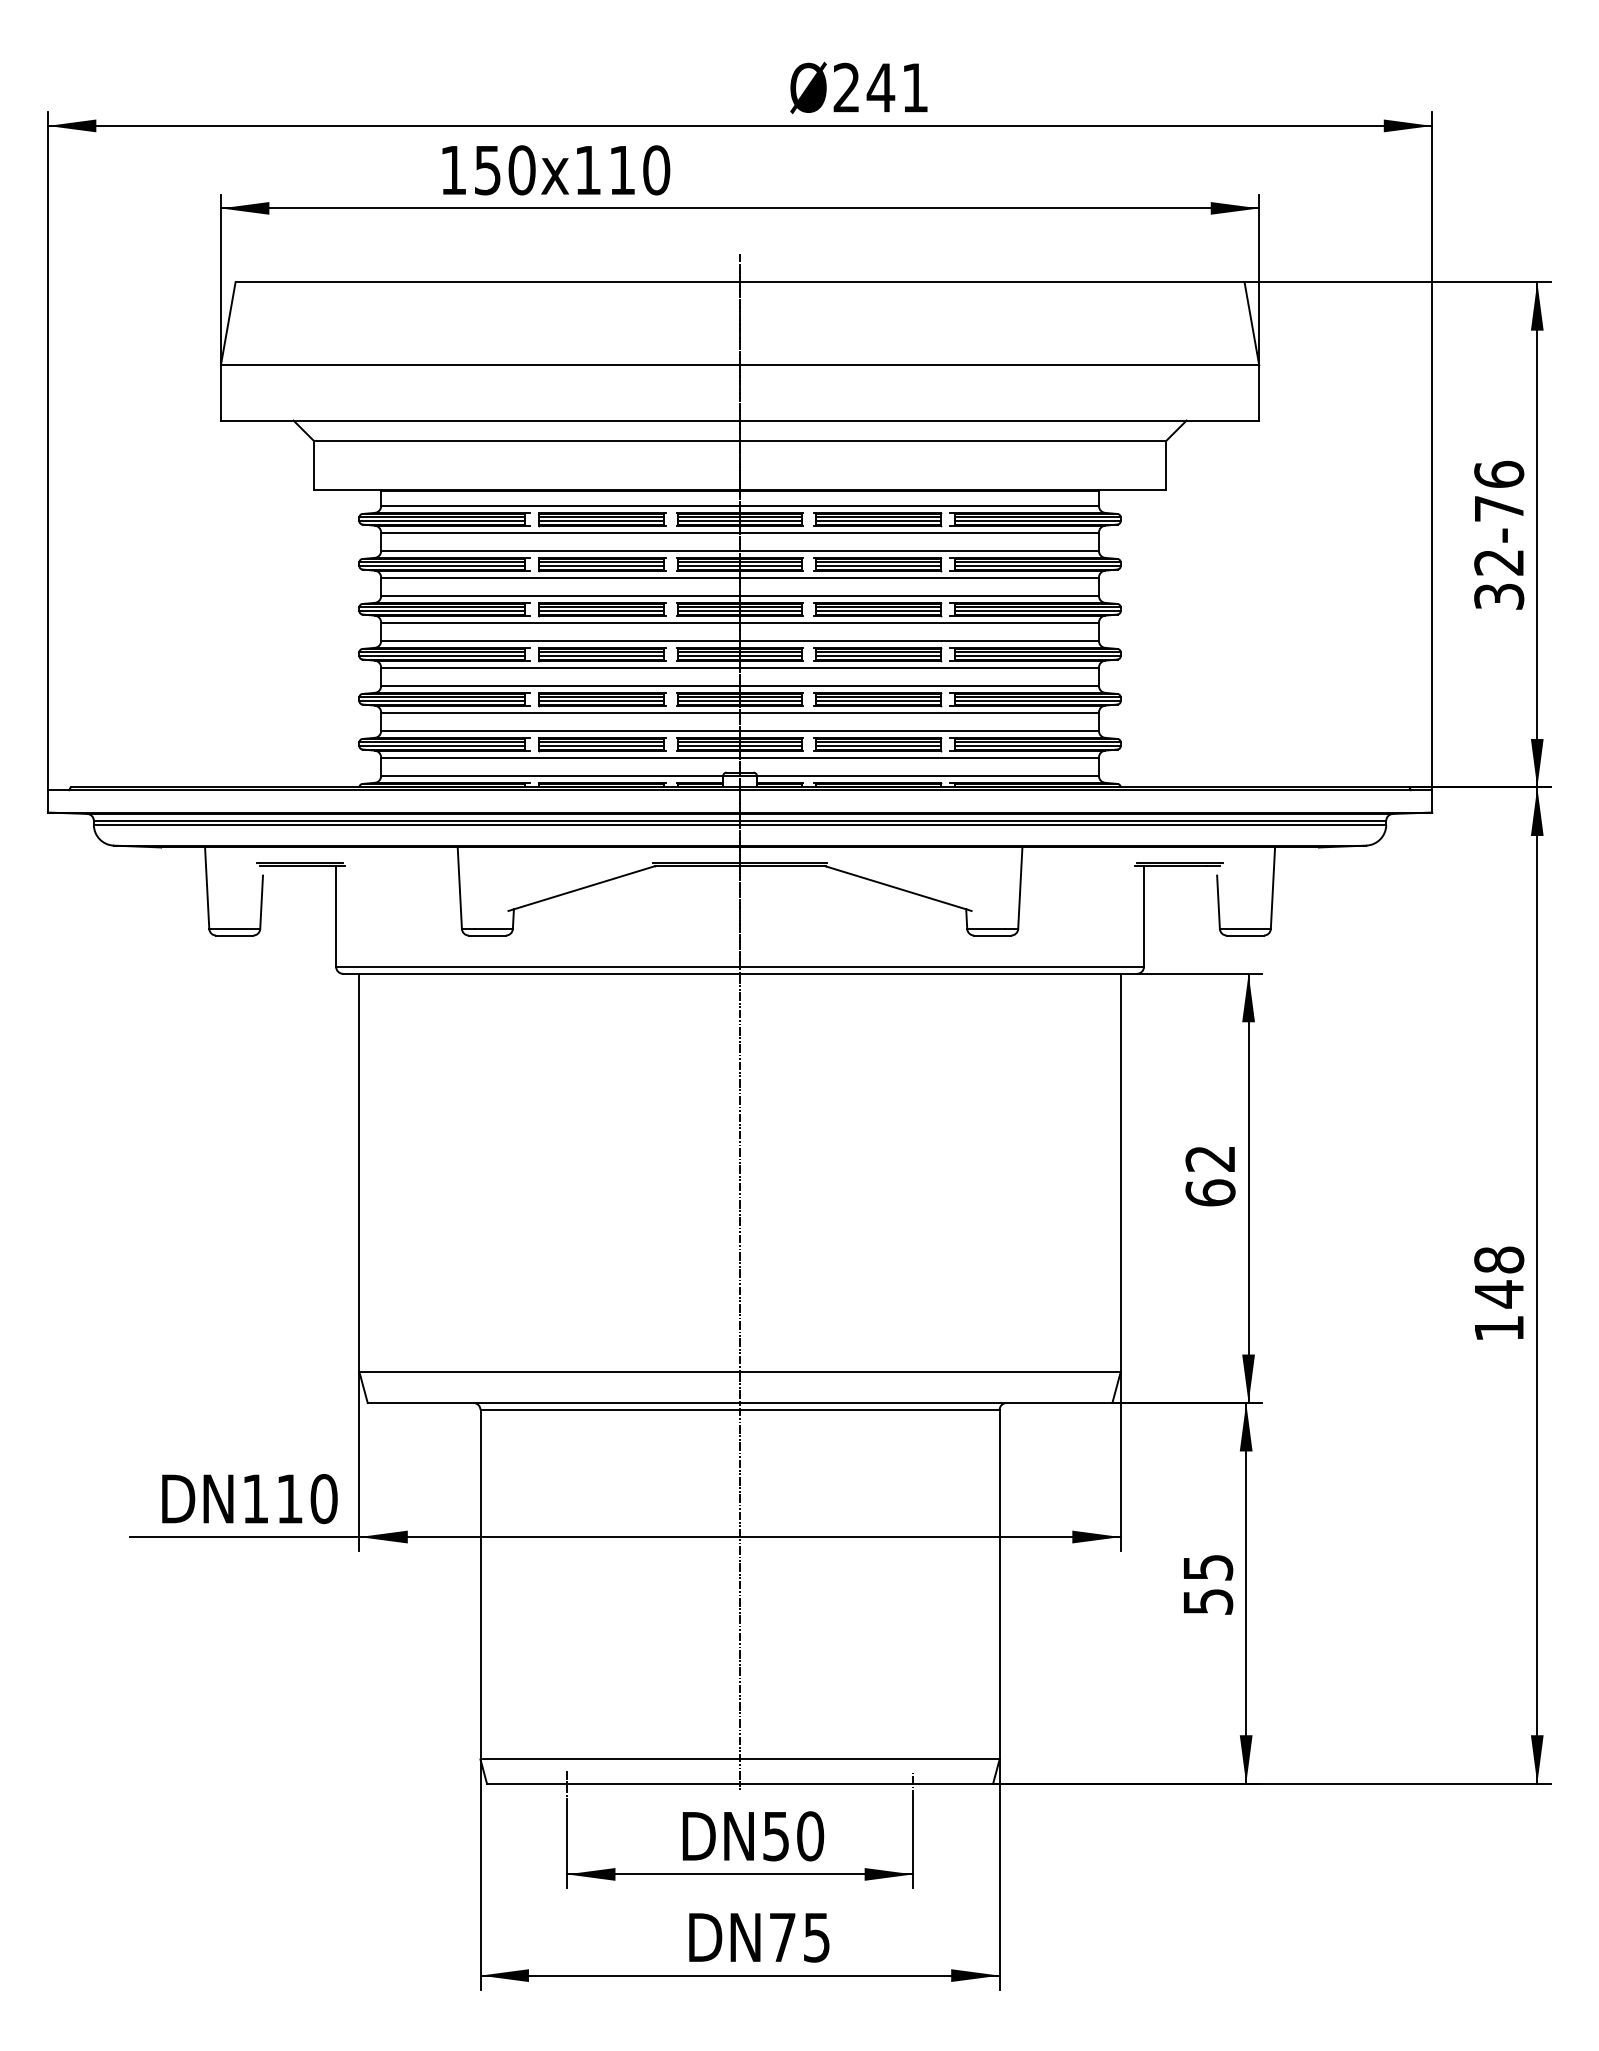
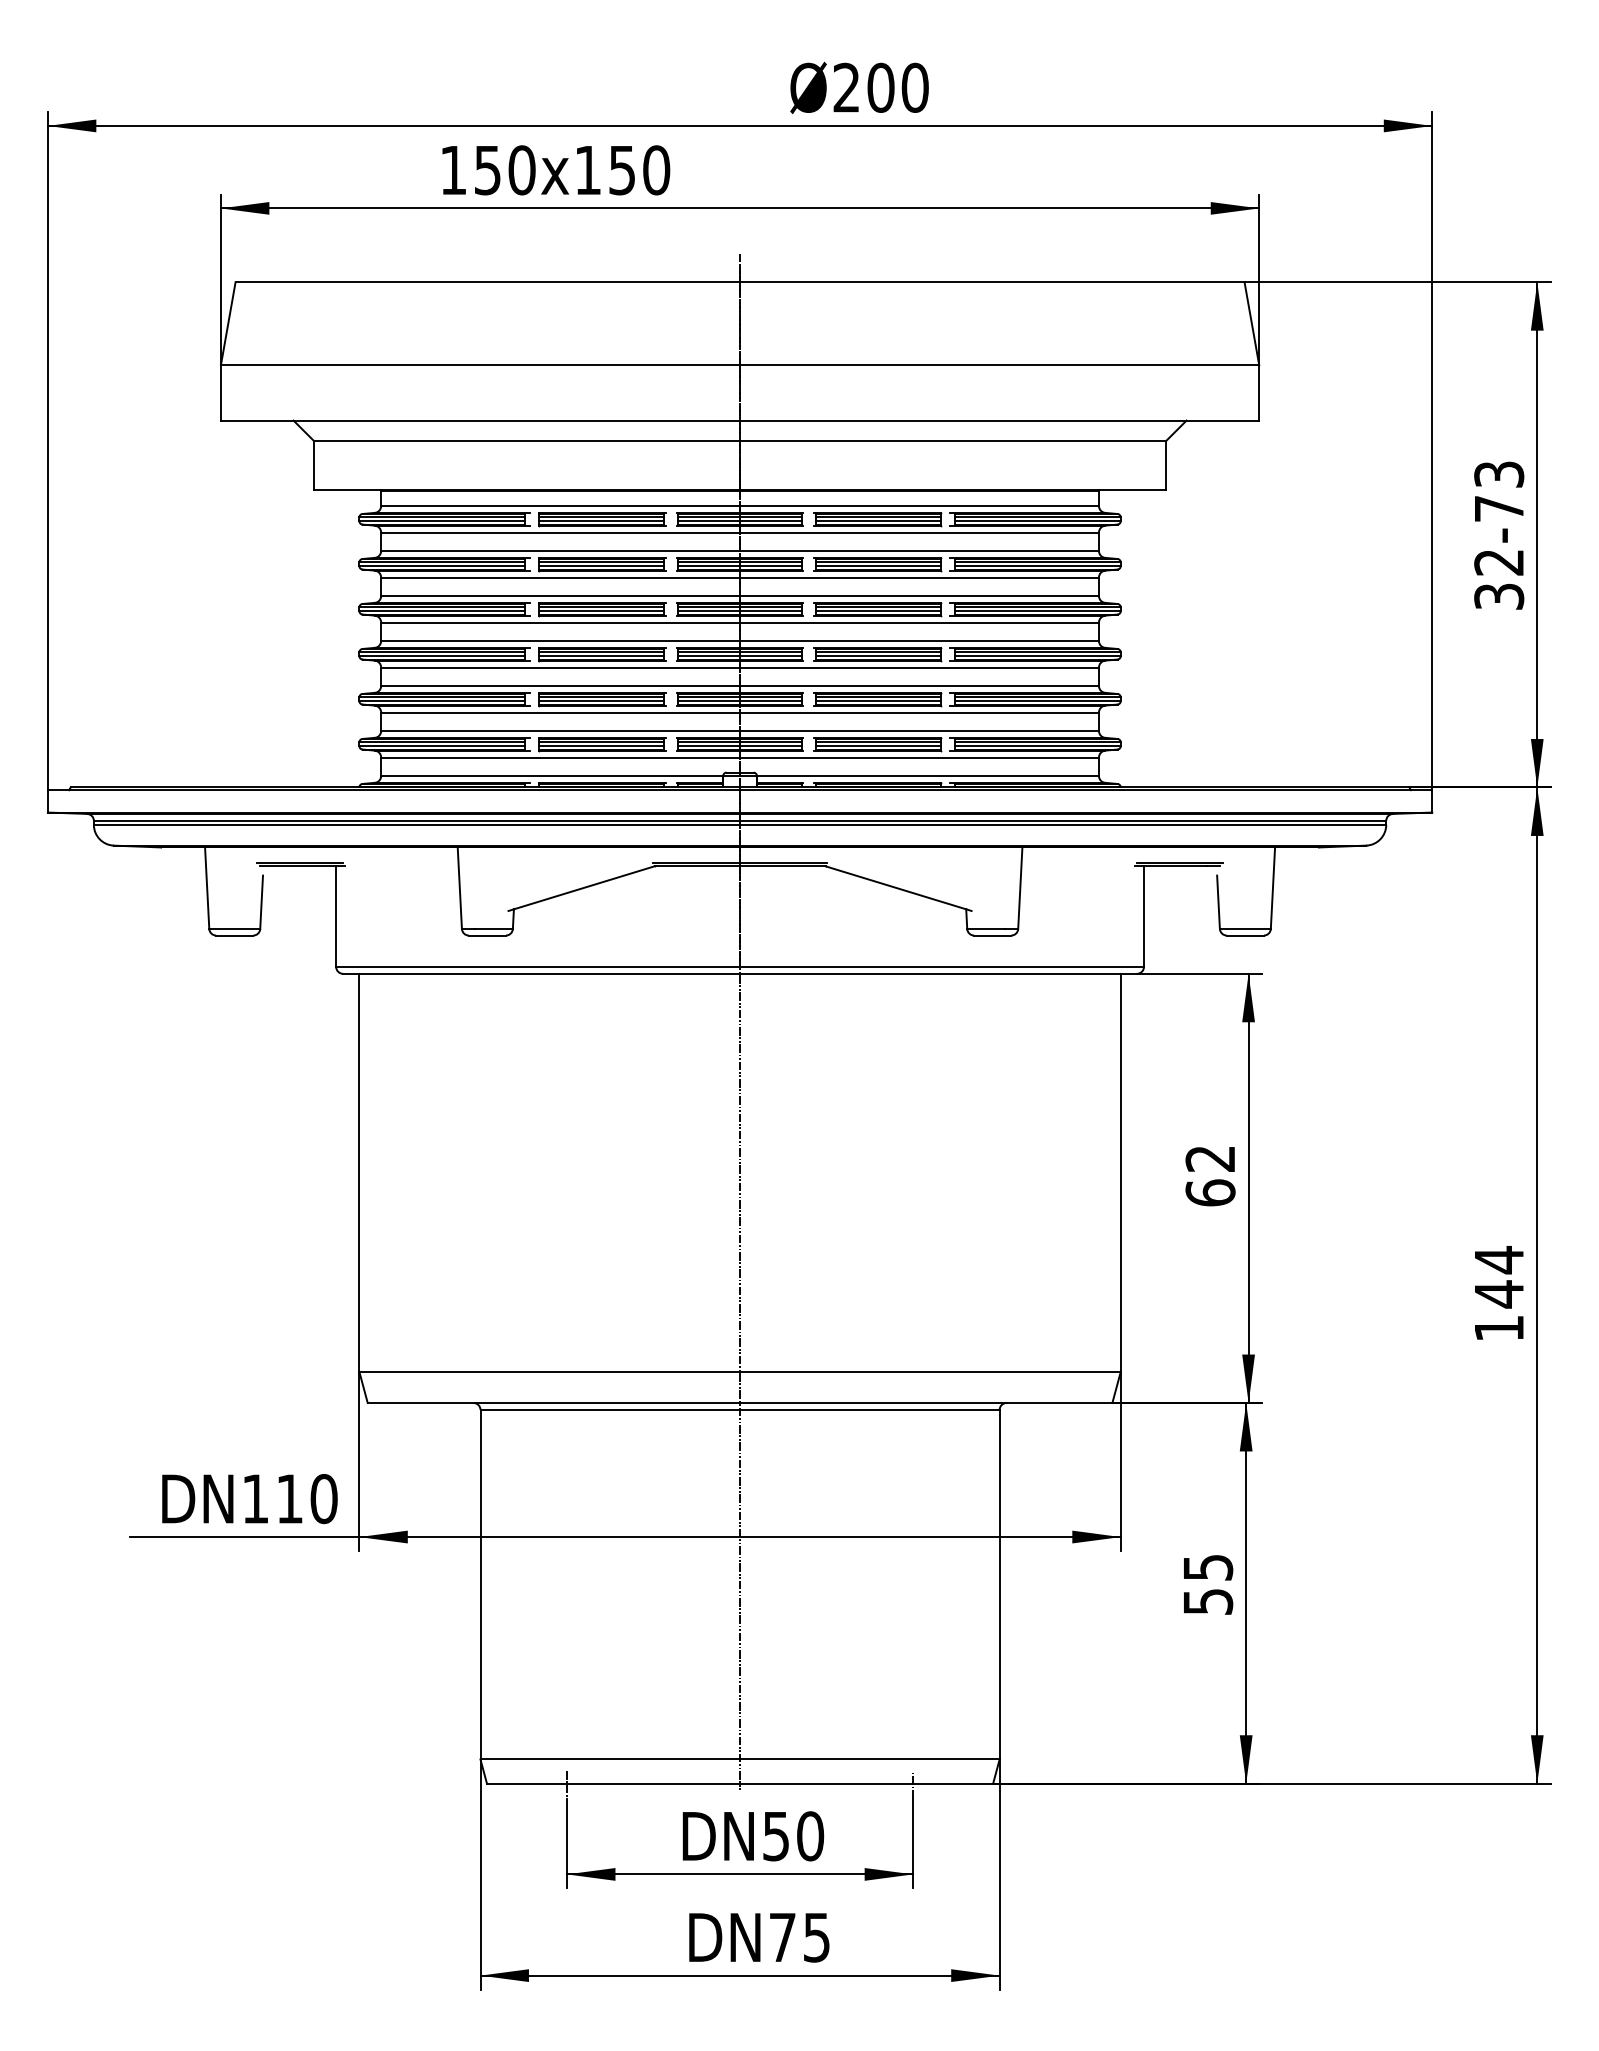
text: 241 -> 200 (897, 87)
text: 150x110 -> 150x150 (621, 170)
text: 76 -> 73 (1499, 473)
text: 148 -> 144 (1499, 1260)
